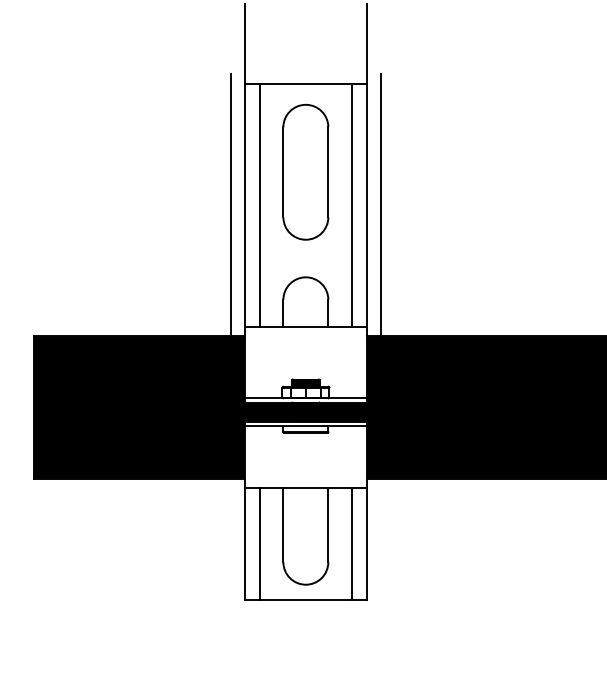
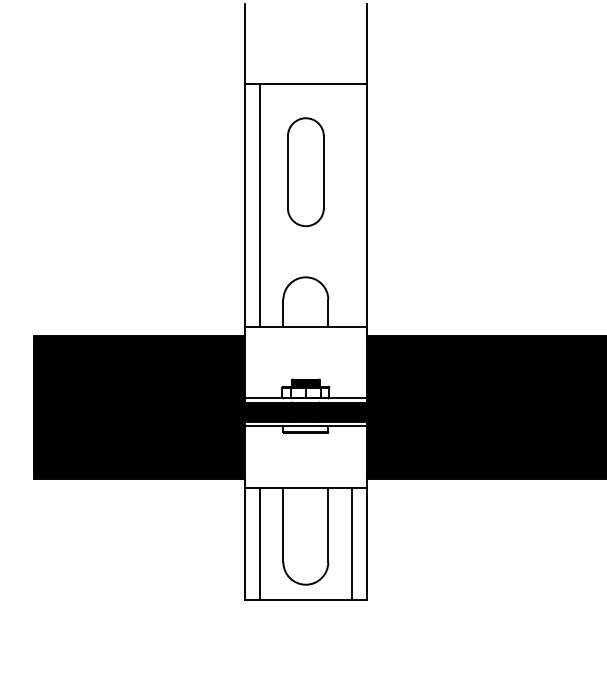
part size: 48x138 px -> 38x111 px (305, 172)
line: present -> none (351, 204)
line: present -> none (230, 205)
line: present -> none (380, 205)
